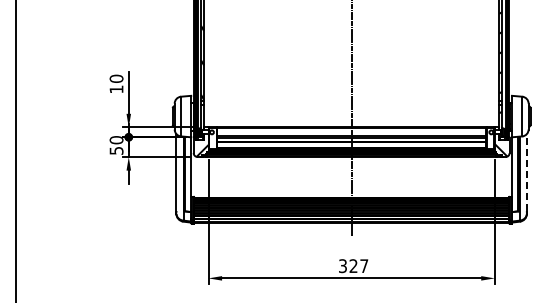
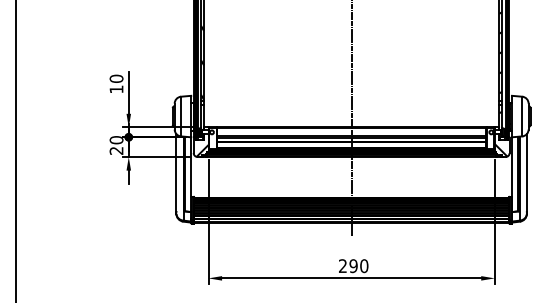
text: 50 -> 20 (116, 150)
line: dashed -> solid (526, 172)
text: 327 -> 290 (353, 266)
